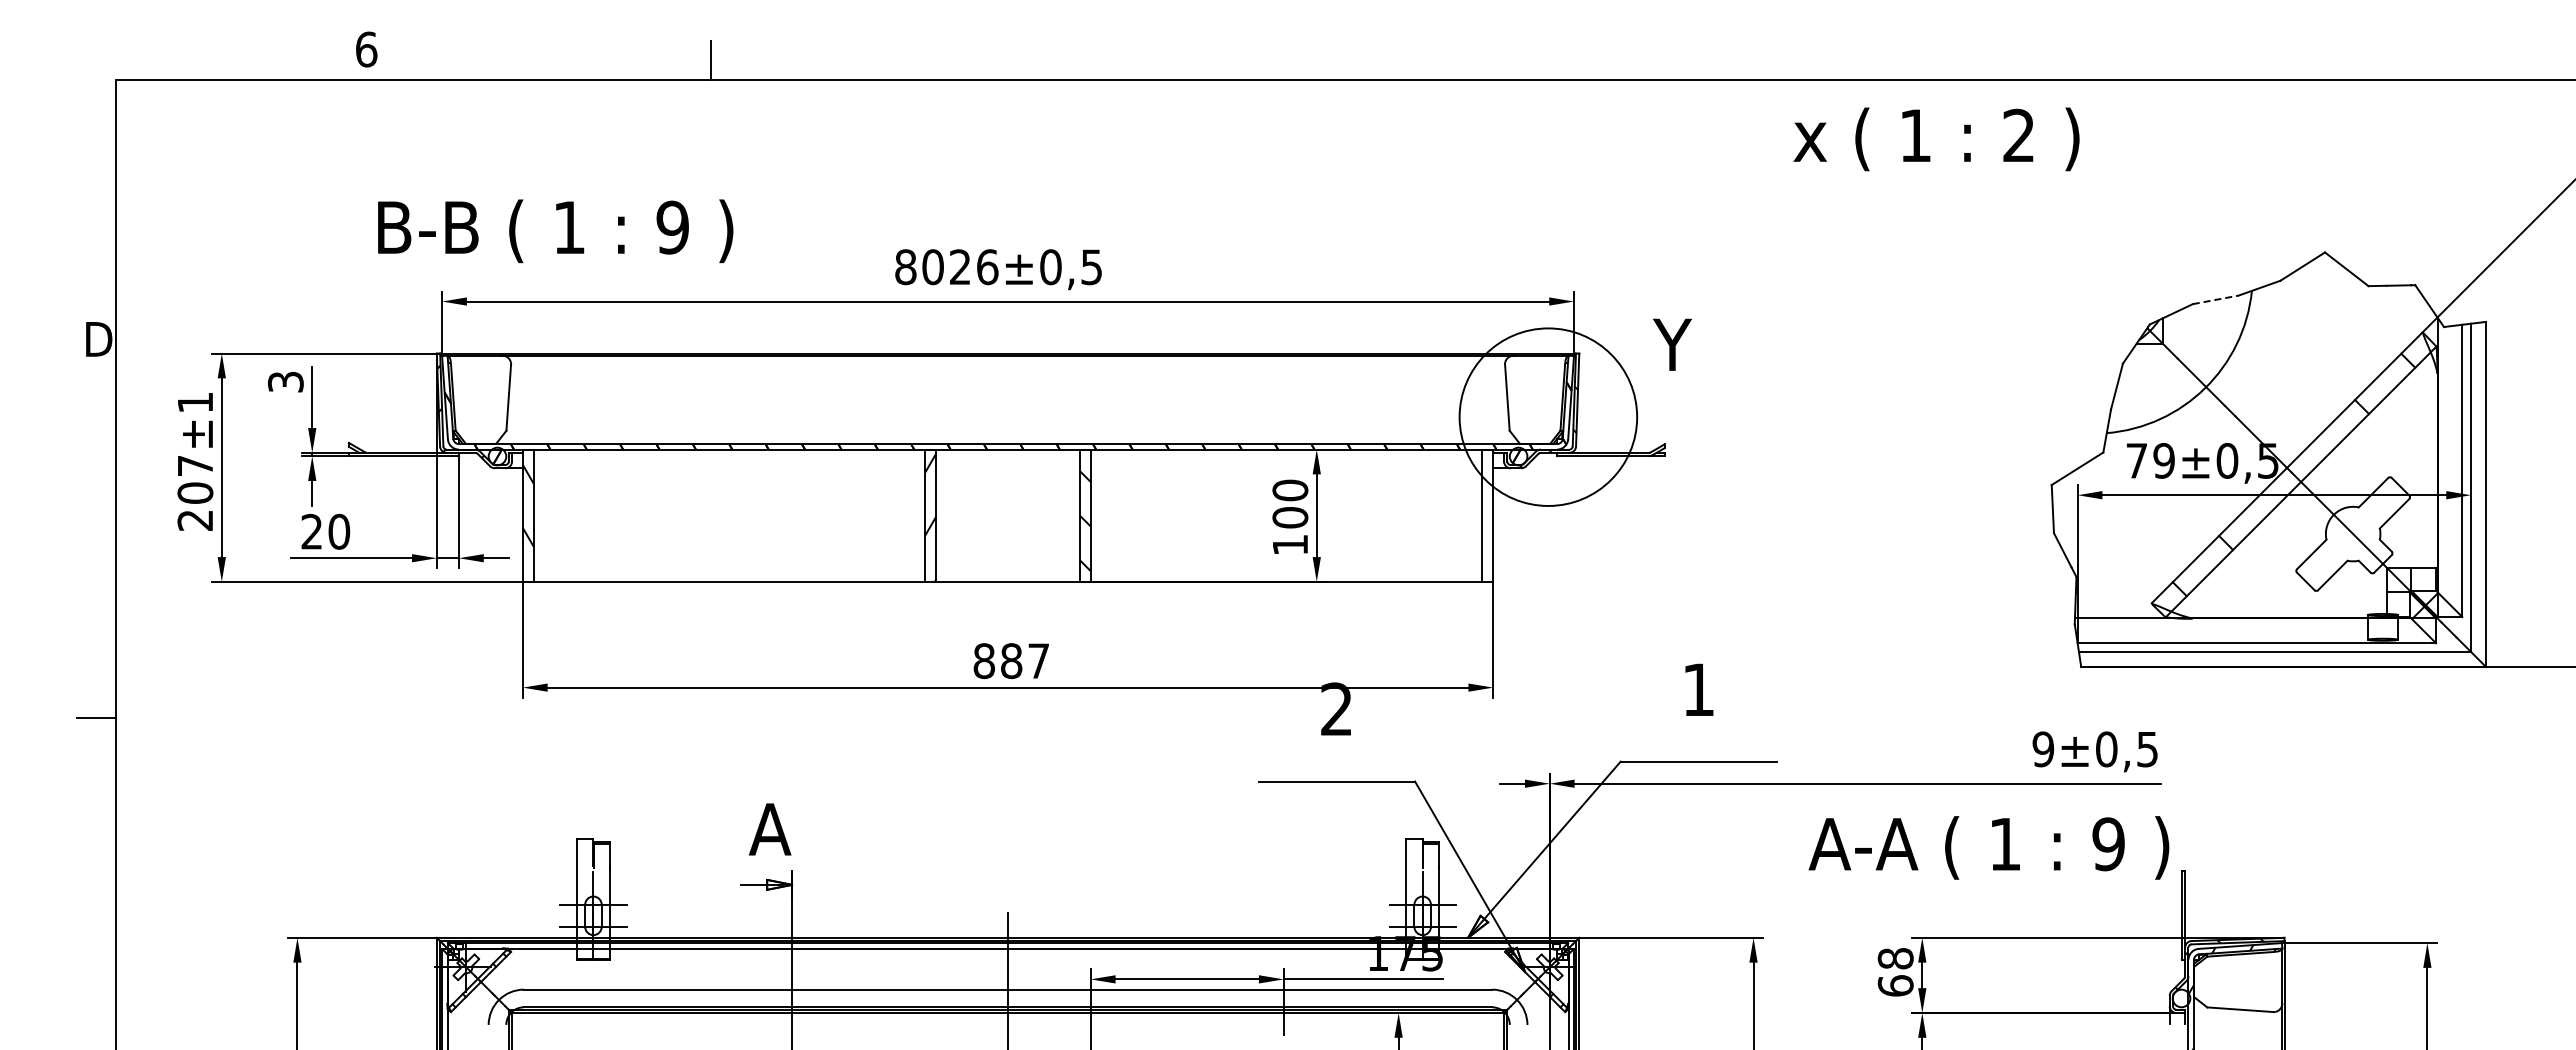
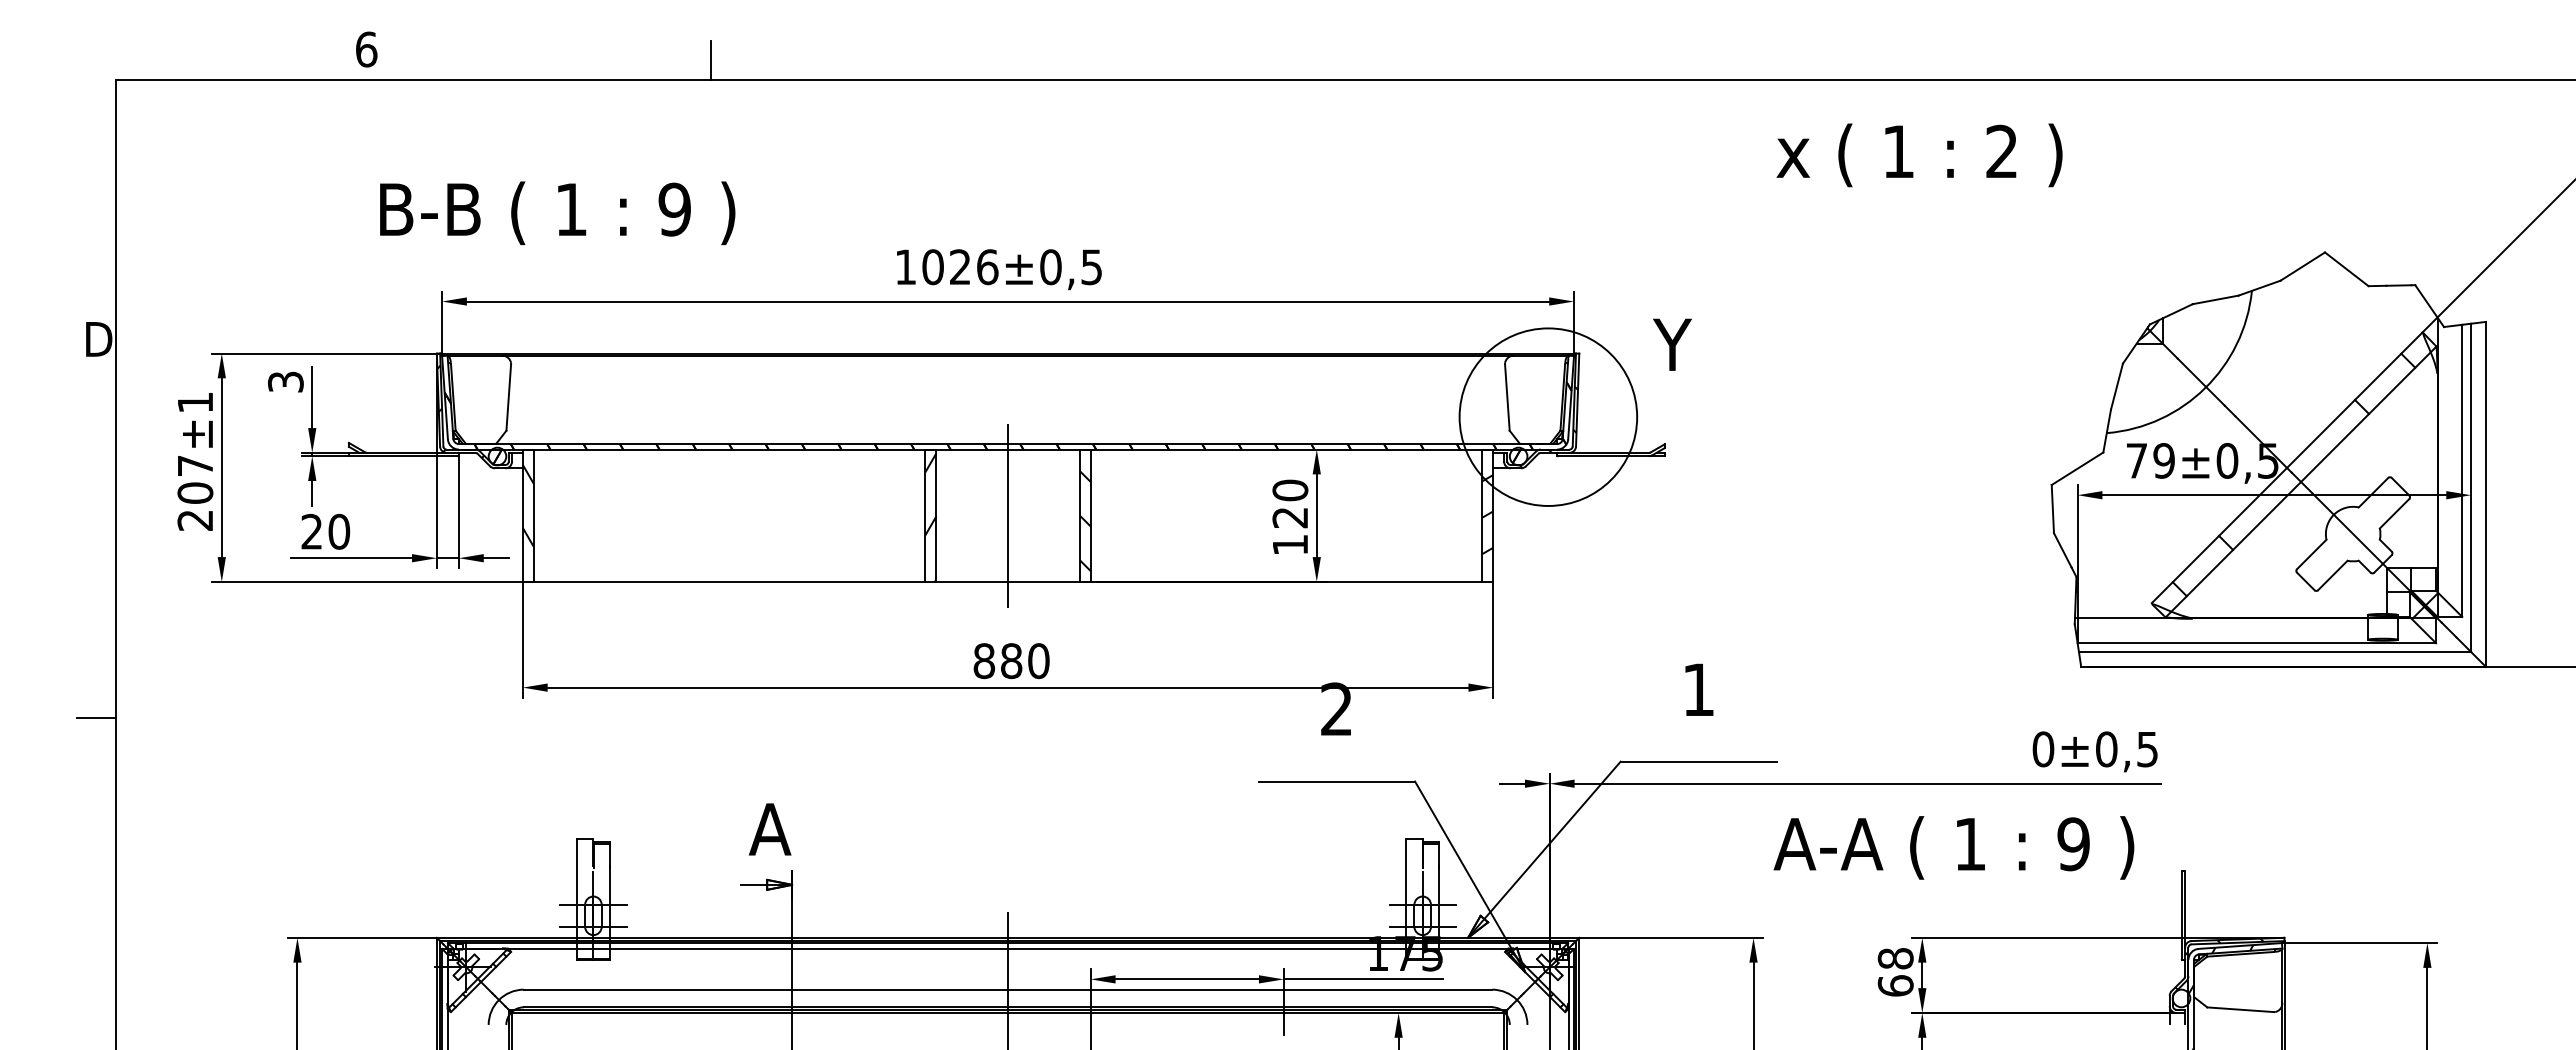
text position: (1936, 139) -> (1919, 155) (1919, 155)
text position: (555, 231) -> (557, 213) (557, 213)
text: 8026 -> 1026 (905, 267)
line: dashed -> solid (2216, 299)
hatch: none -> present (1487, 514)
line: none -> present (1008, 515)
text: 100 -> 120 (1290, 517)
text: 887 -> 880 (1038, 661)
text: 9 -> 0 (2043, 749)
text position: (1988, 847) -> (1953, 847) (1953, 847)
